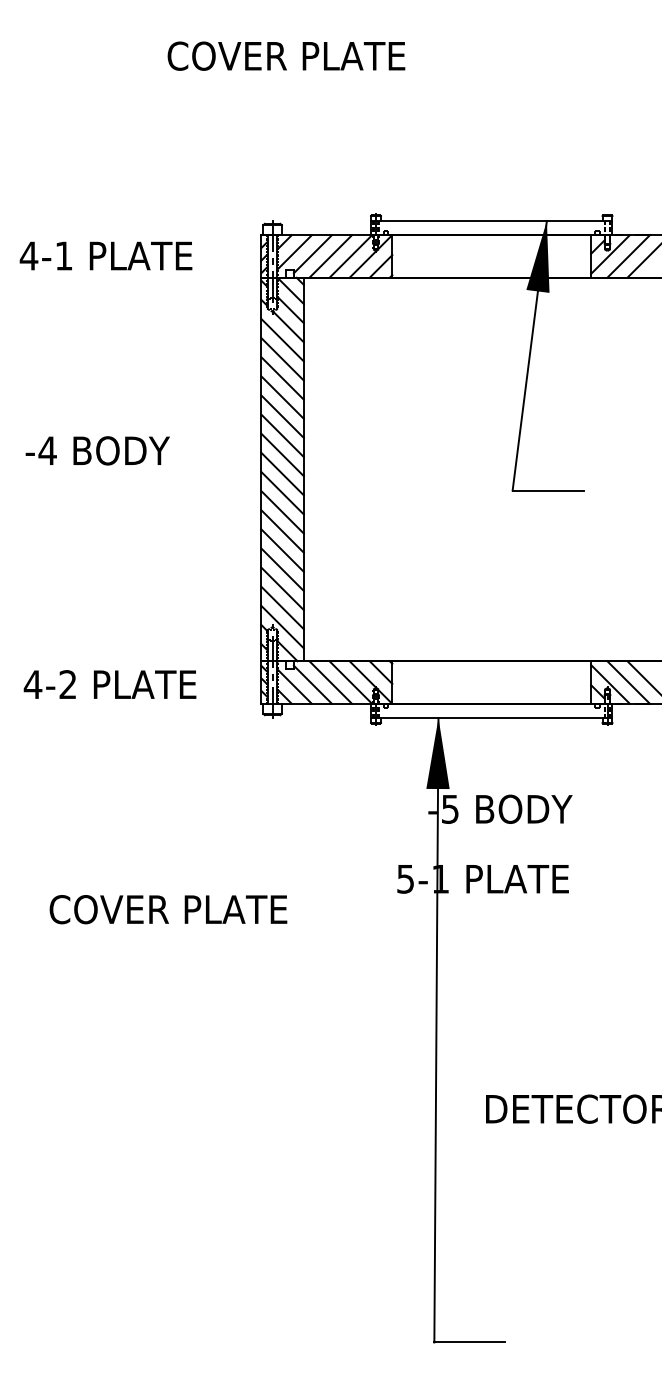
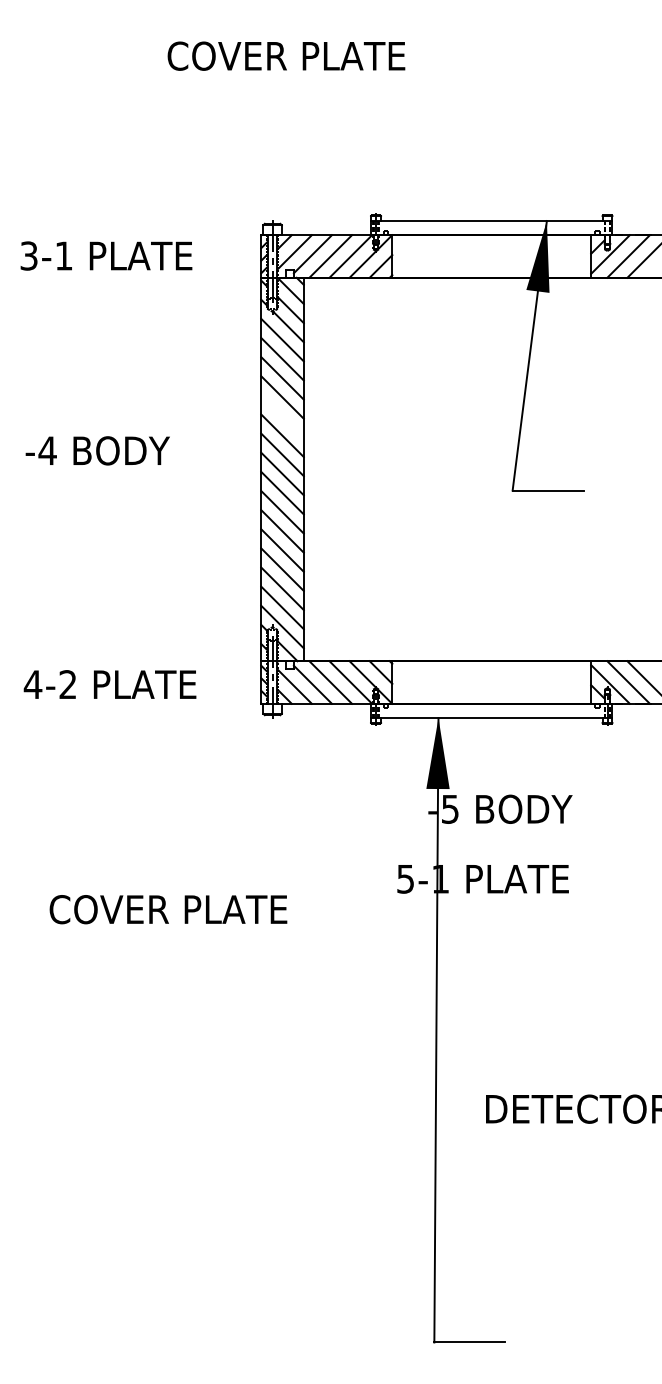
text: 4-1 -> 3-1 (28, 255)
line: present -> none (282, 416)
